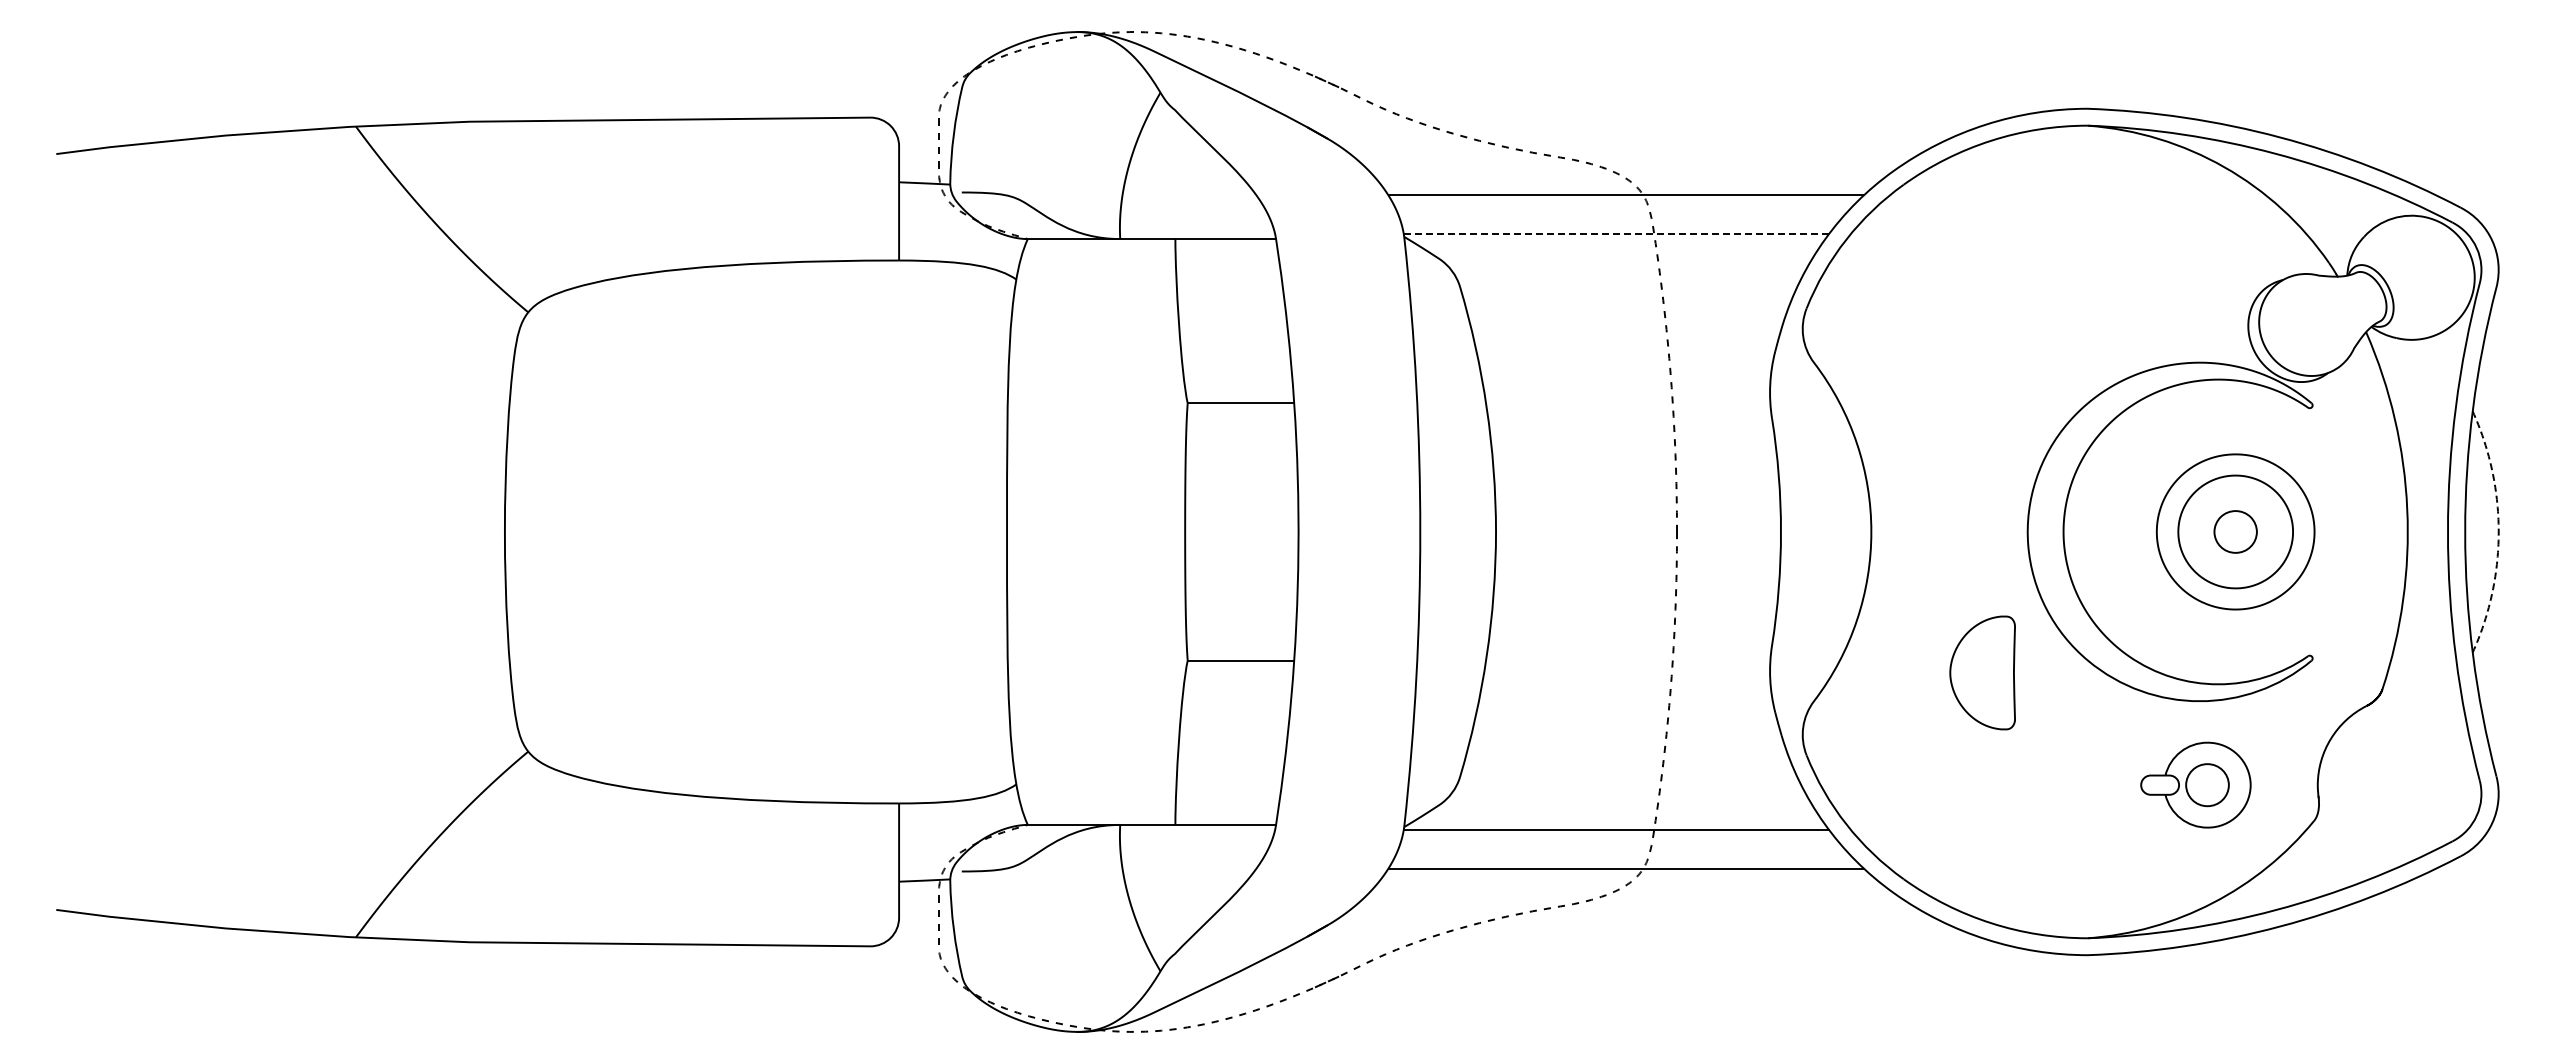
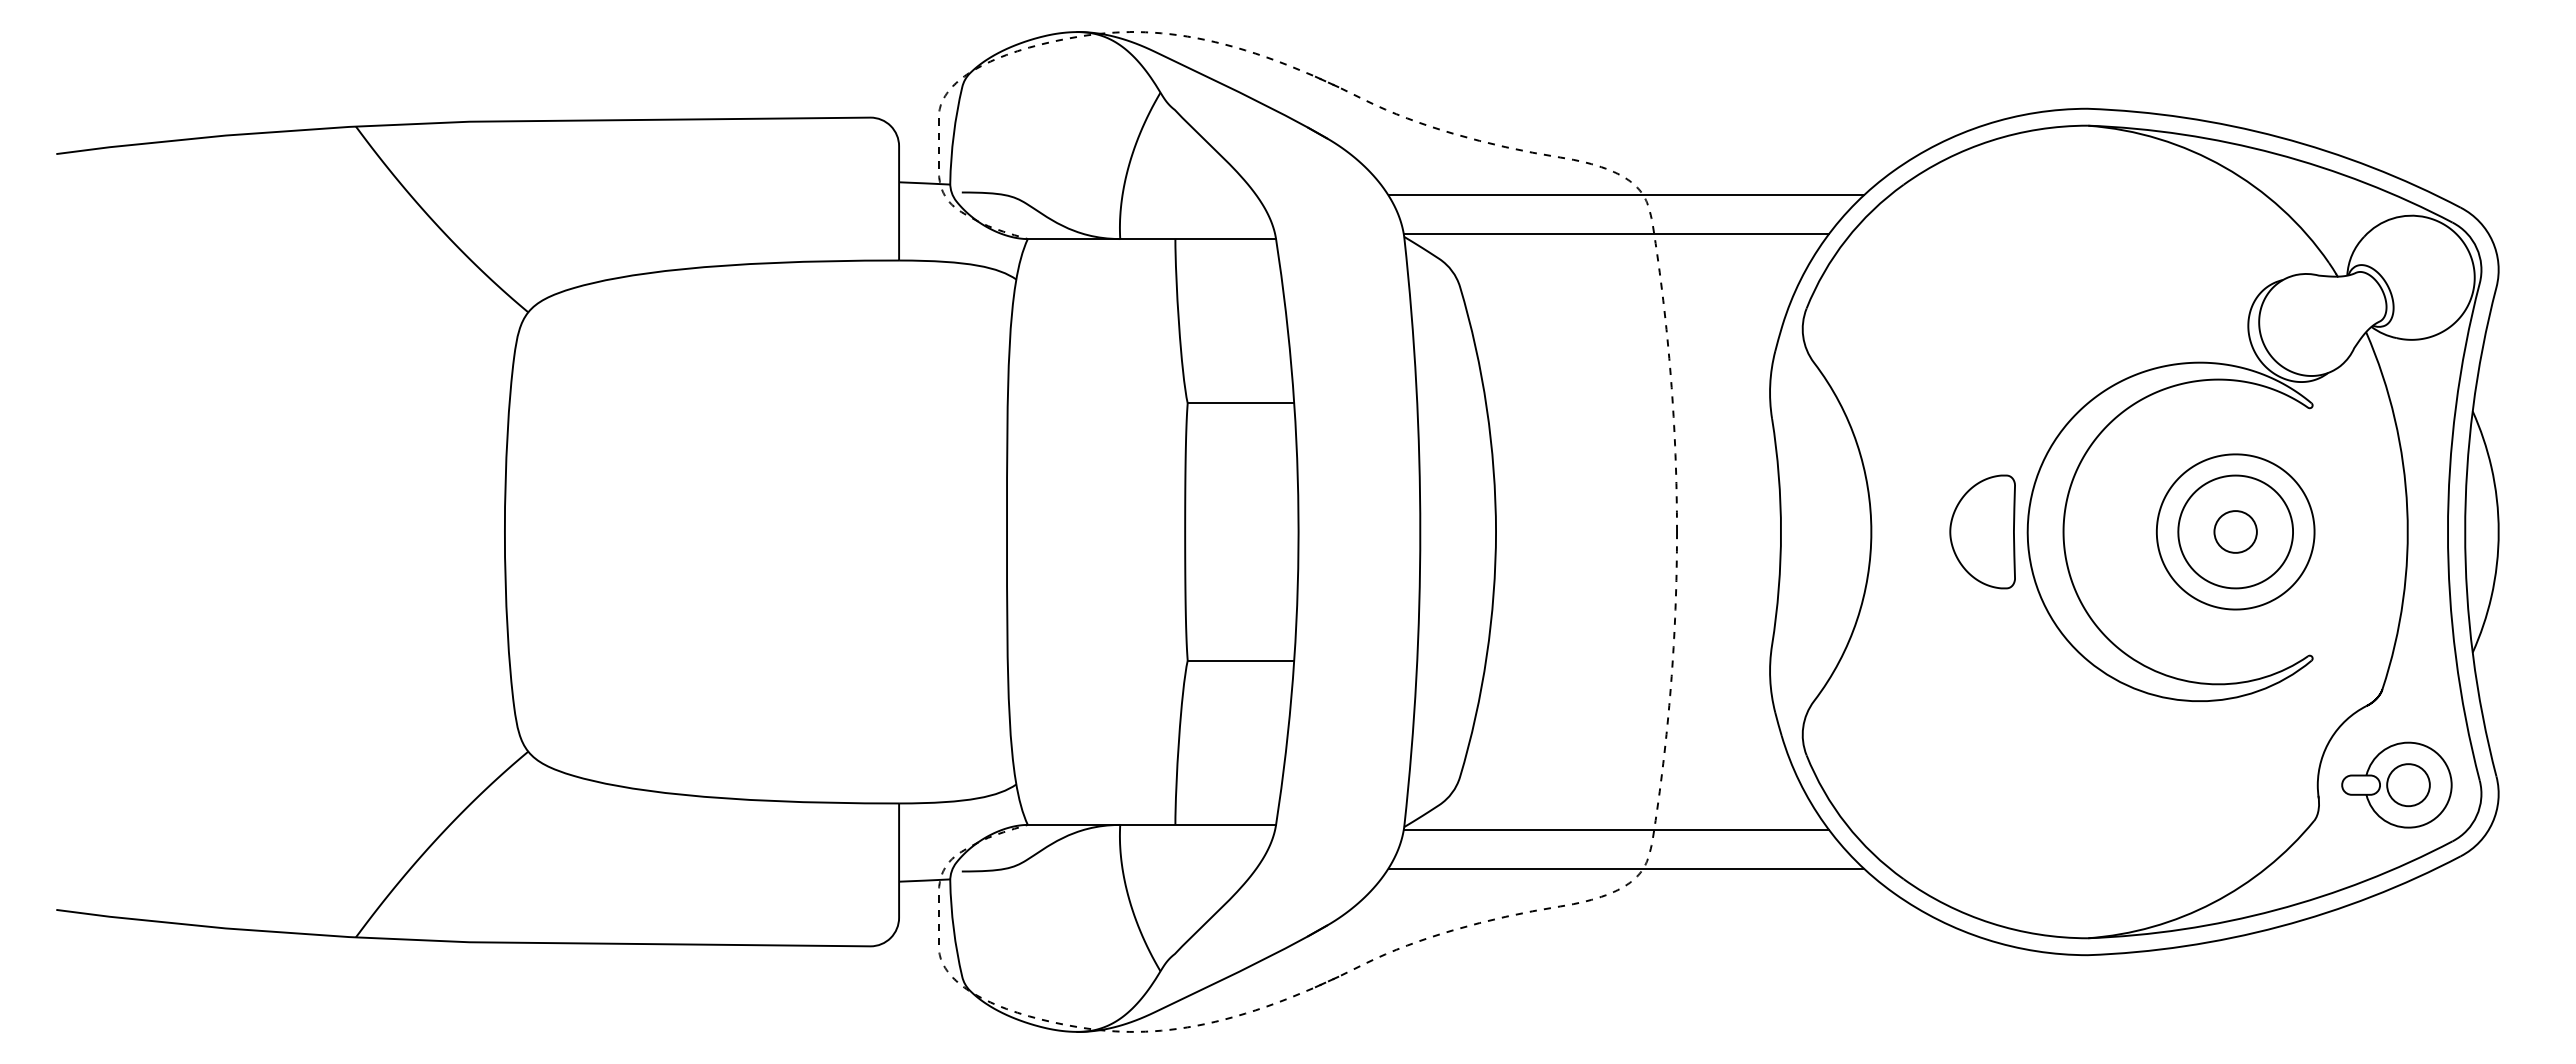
line: dashed -> solid (1616, 234)
line: dashed -> solid (2498, 531)
part position: (1982, 672) -> (1982, 531) (1982, 531)
part position: (2195, 784) -> (2396, 784) (2396, 784)
